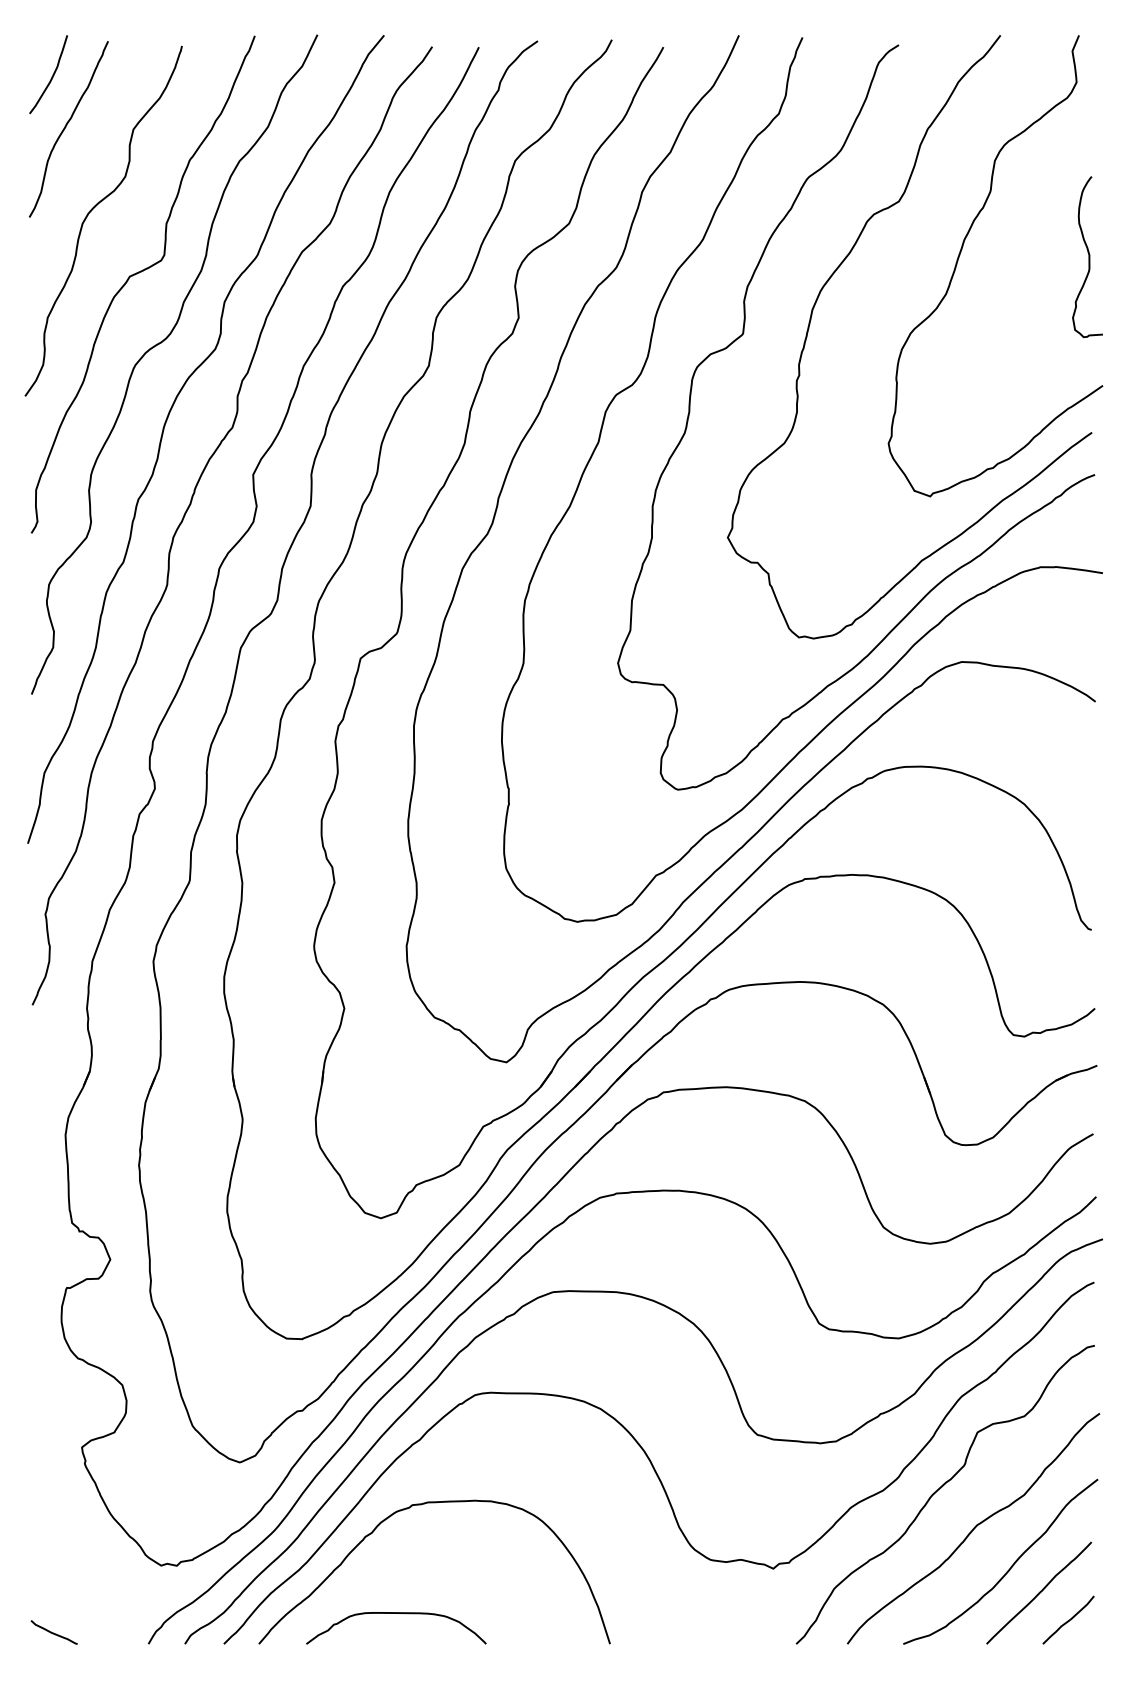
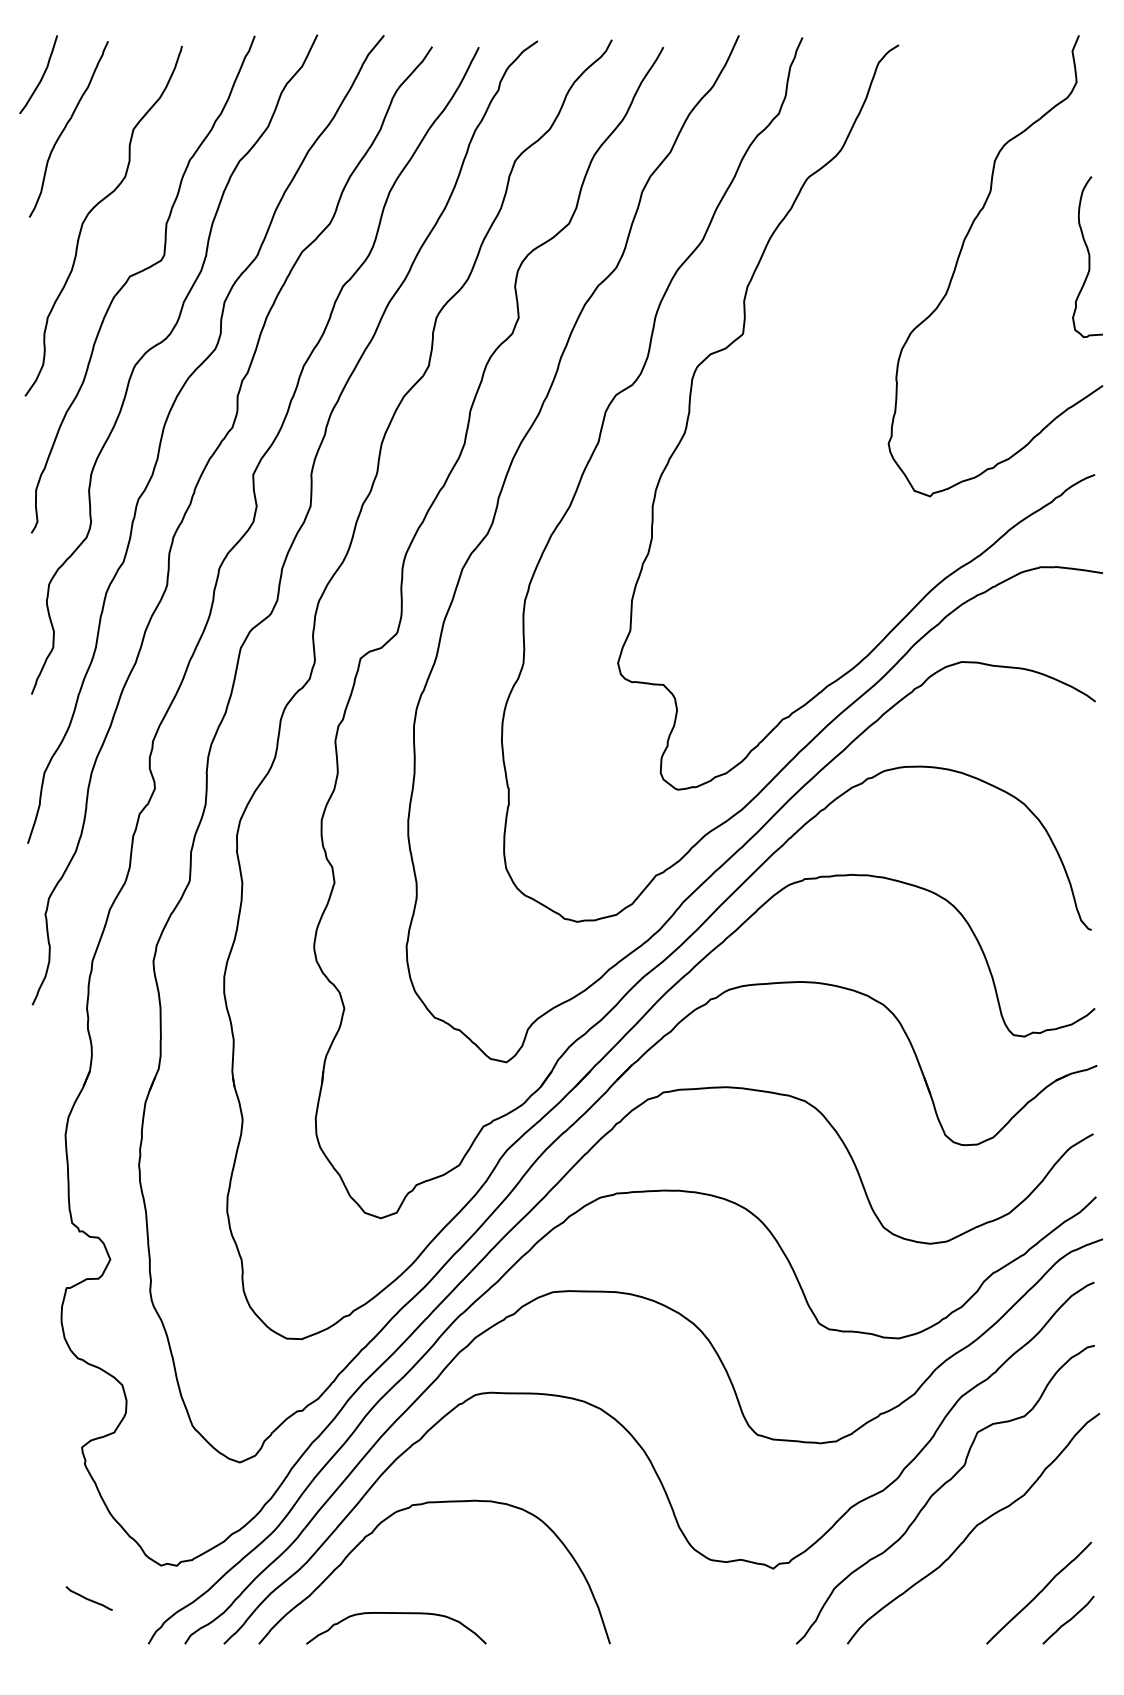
curve position: (51, 76) -> (41, 76) (41, 76)
curve: present -> none (829, 280)
curve: present -> none (1010, 1566)
curve position: (53, 1632) -> (88, 1598) (88, 1598)
